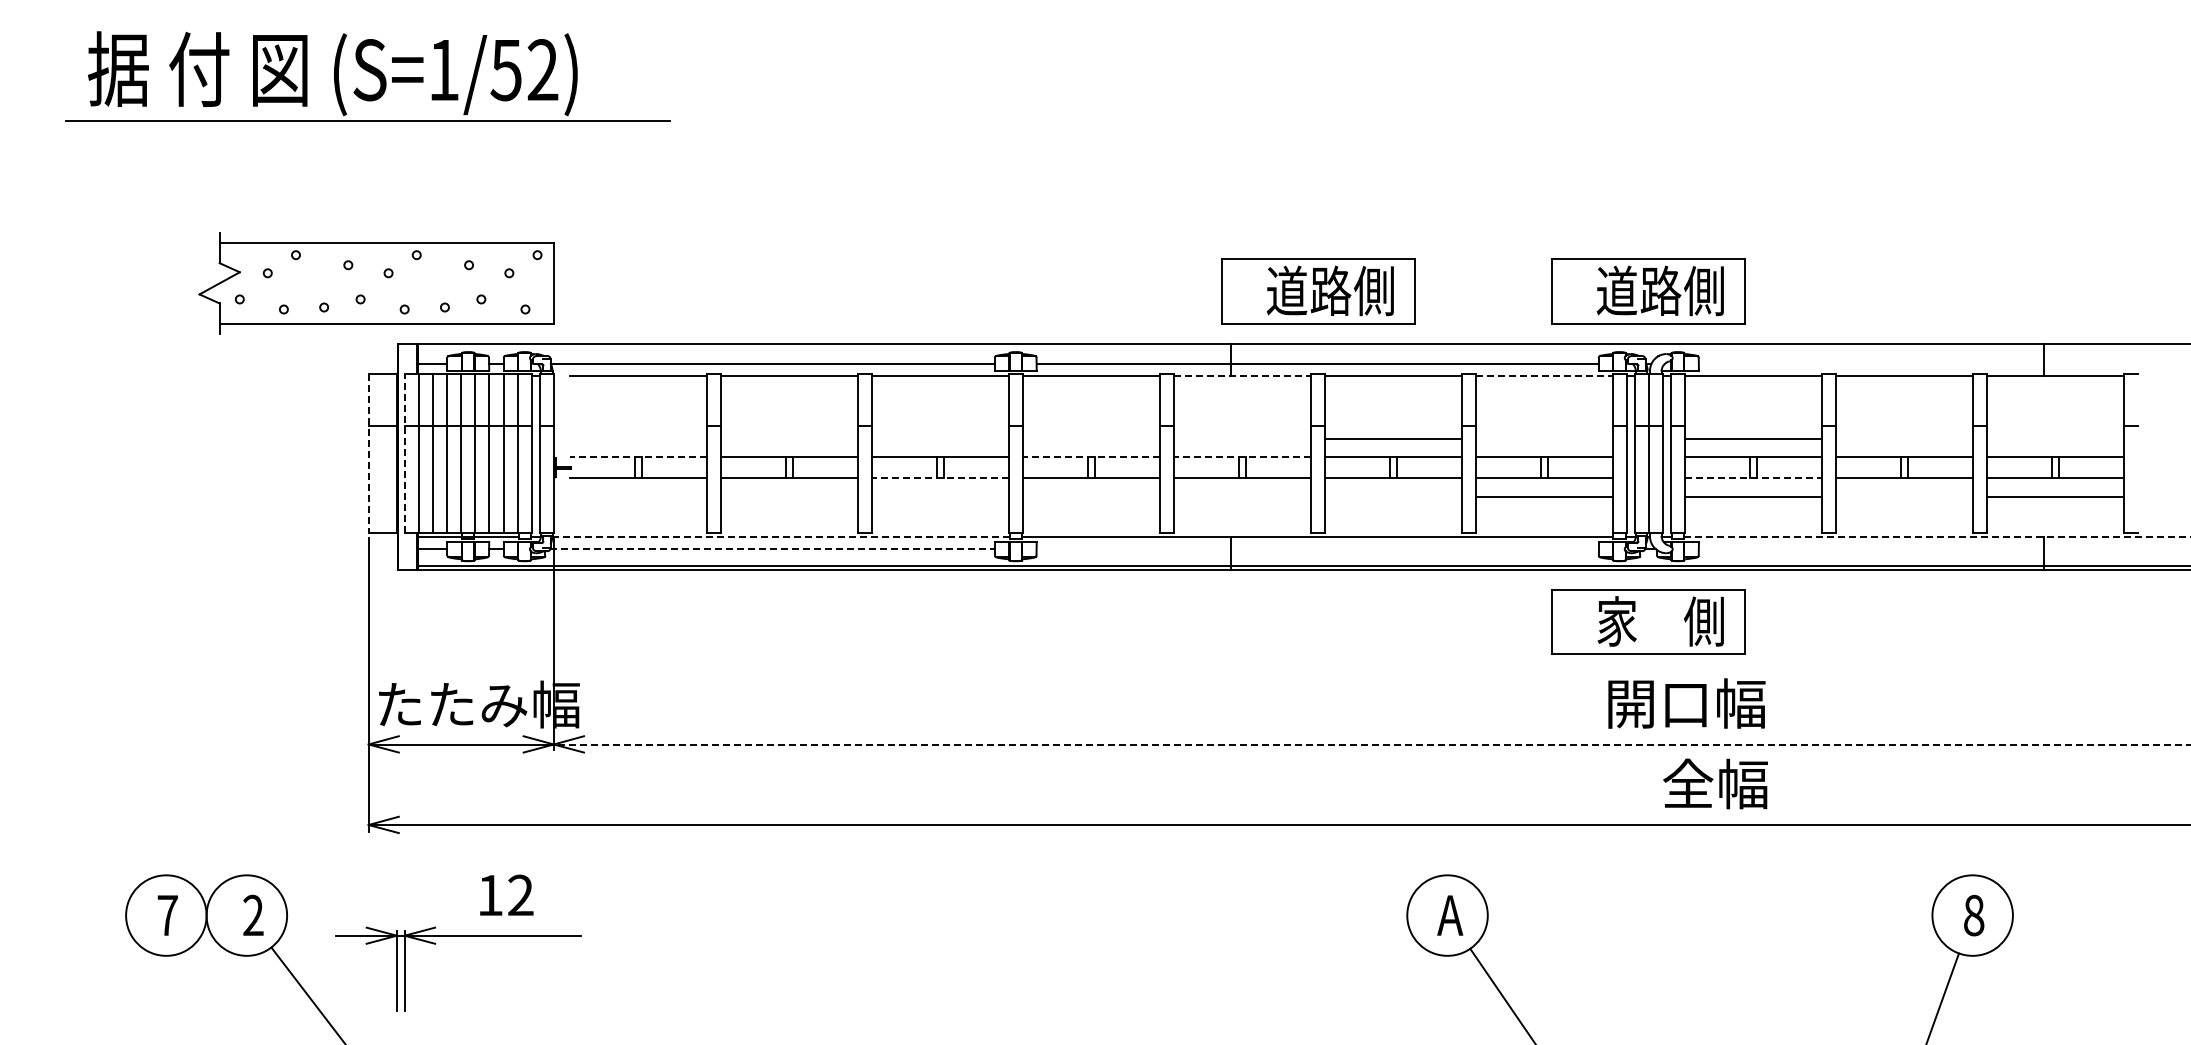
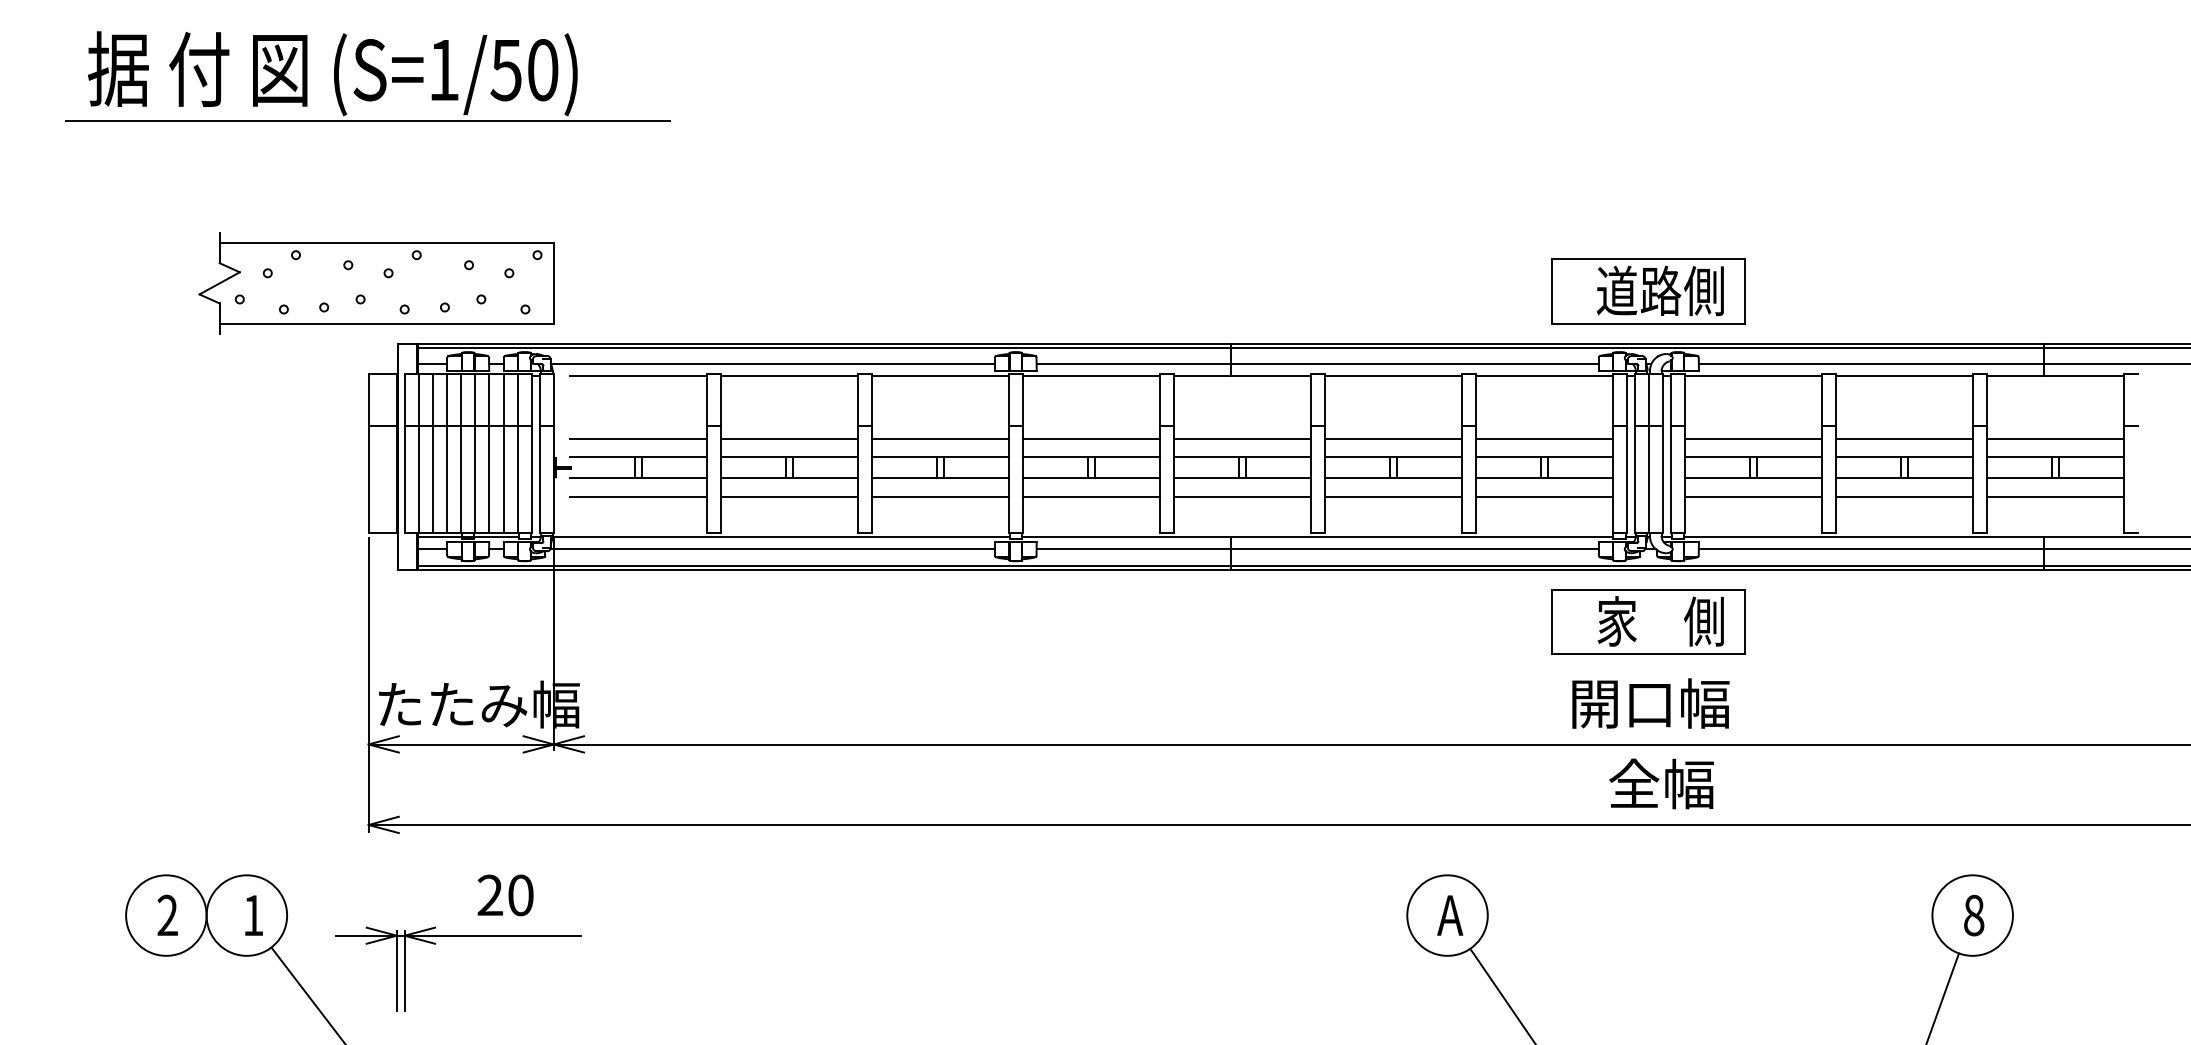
text: (S=1/52) -> (S=1/50) (542, 70)
part: present -> none (1318, 291)
line: none -> present (1302, 347)
line: none -> present (1942, 363)
line: dashed -> solid (1242, 375)
line: dashed -> solid (1544, 375)
line: none -> present (637, 438)
line: none -> present (788, 438)
line: none -> present (939, 438)
line: none -> present (1090, 438)
line: none -> present (1241, 438)
line: none -> present (1543, 438)
line: none -> present (1903, 438)
line: none -> present (2054, 438)
line: dashed -> solid (368, 453)
line: dashed -> solid (404, 453)
line: dashed -> solid (637, 457)
line: dashed -> solid (1090, 457)
line: dashed -> solid (1241, 457)
line: dashed -> solid (939, 478)
line: dashed -> solid (1753, 478)
line: none -> present (637, 496)
line: none -> present (788, 496)
line: none -> present (939, 496)
line: none -> present (1090, 496)
line: none -> present (1241, 496)
line: none -> present (1392, 496)
line: none -> present (1903, 496)
line: dashed -> solid (781, 537)
line: dashed -> solid (1937, 537)
line: dashed -> solid (773, 549)
line: none -> present (1317, 549)
line: none -> present (1942, 549)
text position: (1686, 703) -> (1650, 703) (1650, 703)
line: dashed -> solid (1371, 744)
text position: (1715, 783) -> (1661, 783) (1661, 783)
text: 12 -> 20 (505, 895)
text: 7 -> 2 (167, 914)
text: 2 -> 1 (253, 914)
